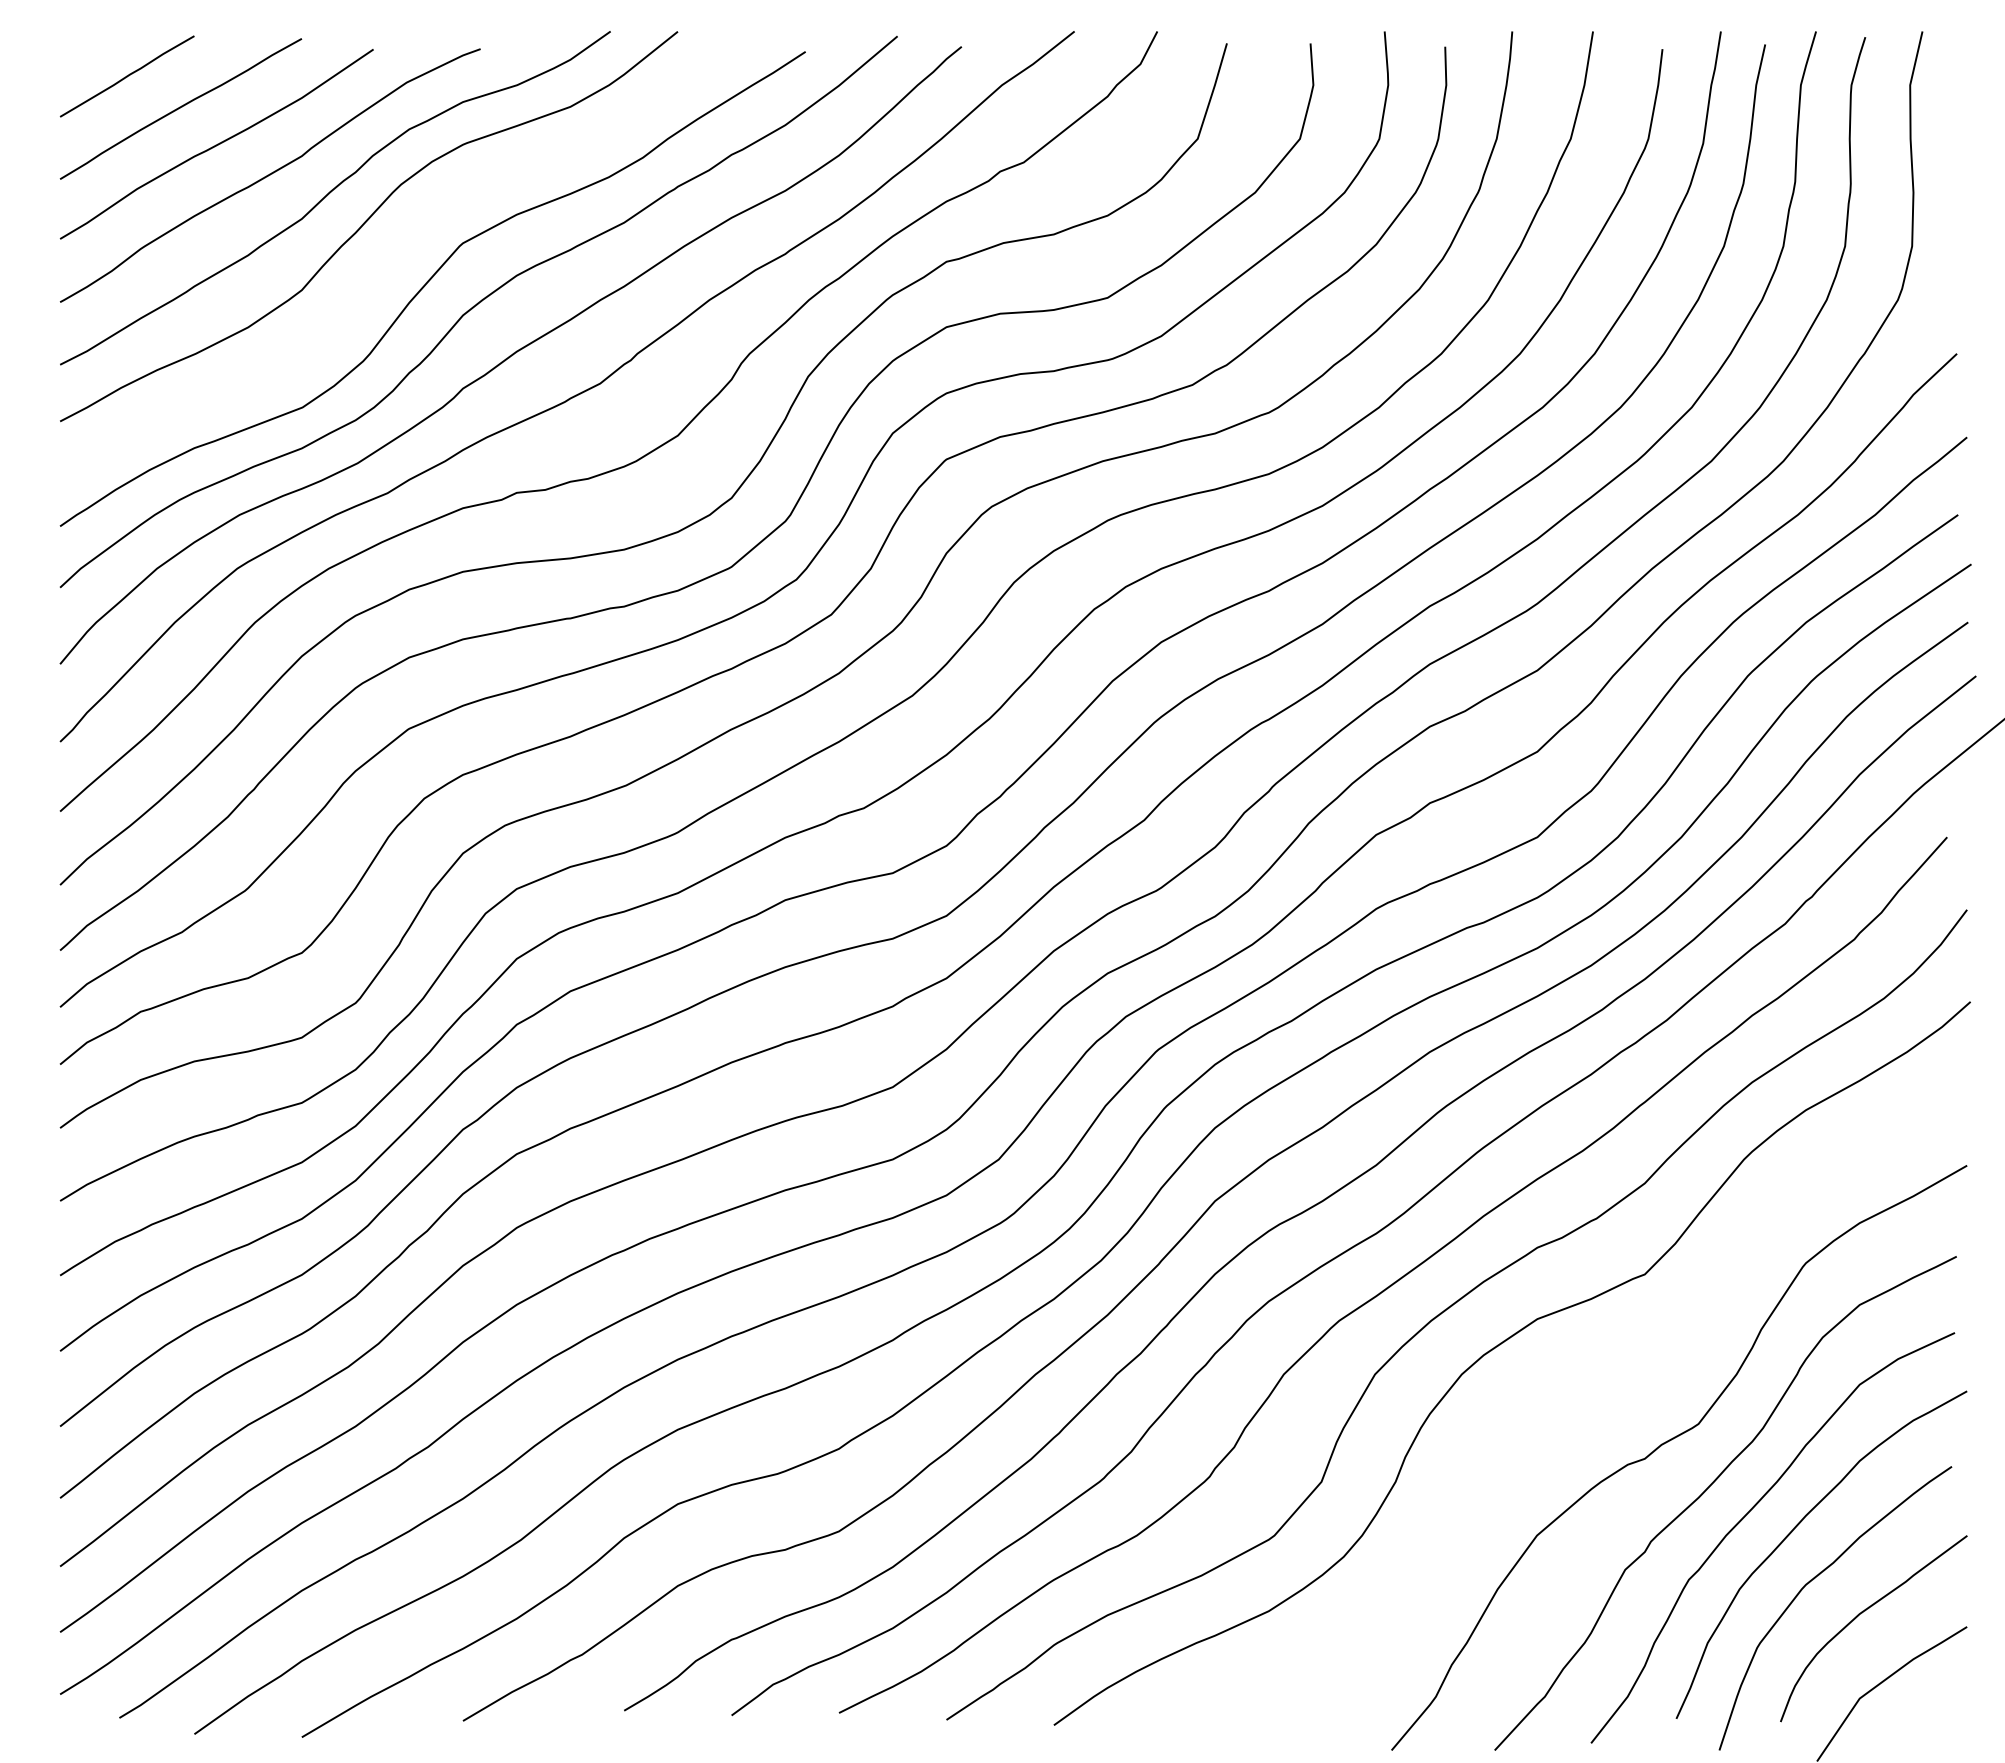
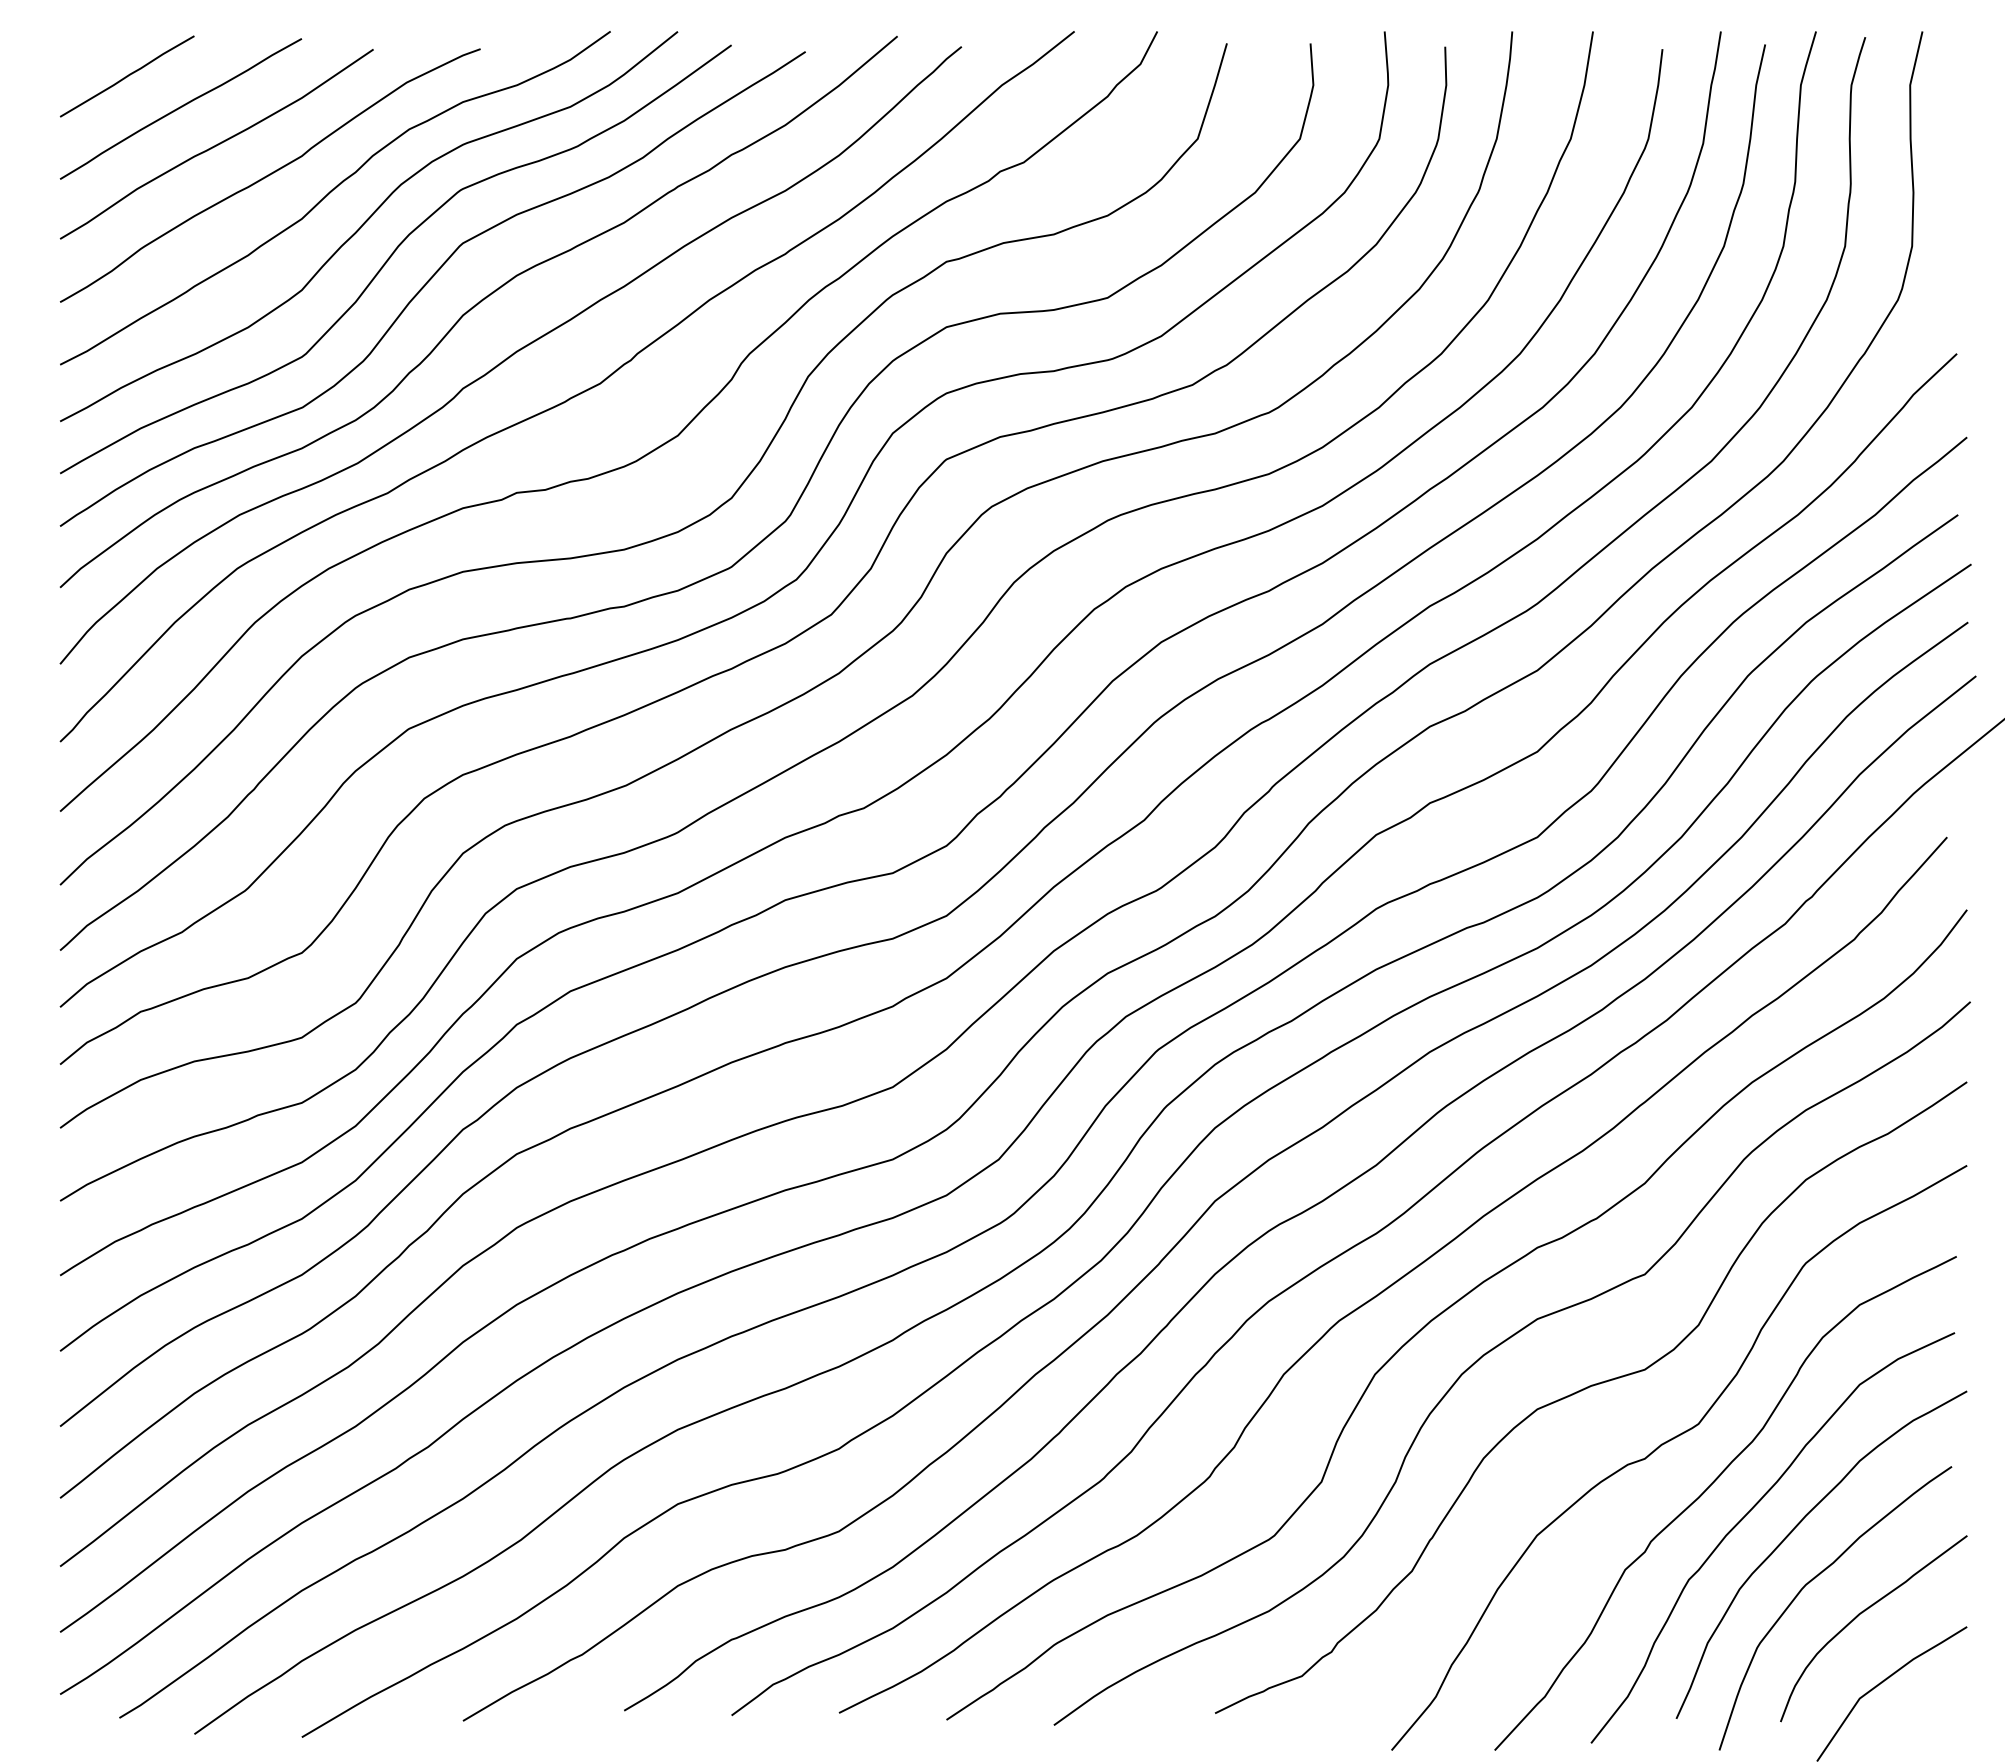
curve: none -> present (392, 255)
curve: none -> present (1586, 1389)
